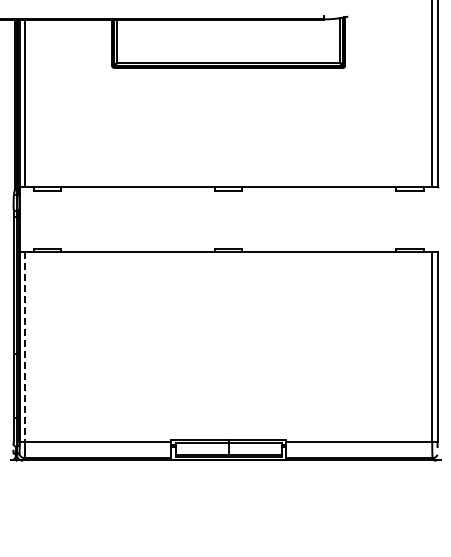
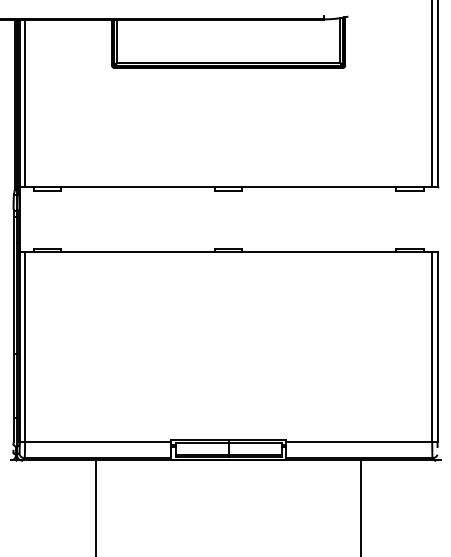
line: dashed -> solid (25, 347)
line: none -> present (96, 506)
line: none -> present (361, 506)
